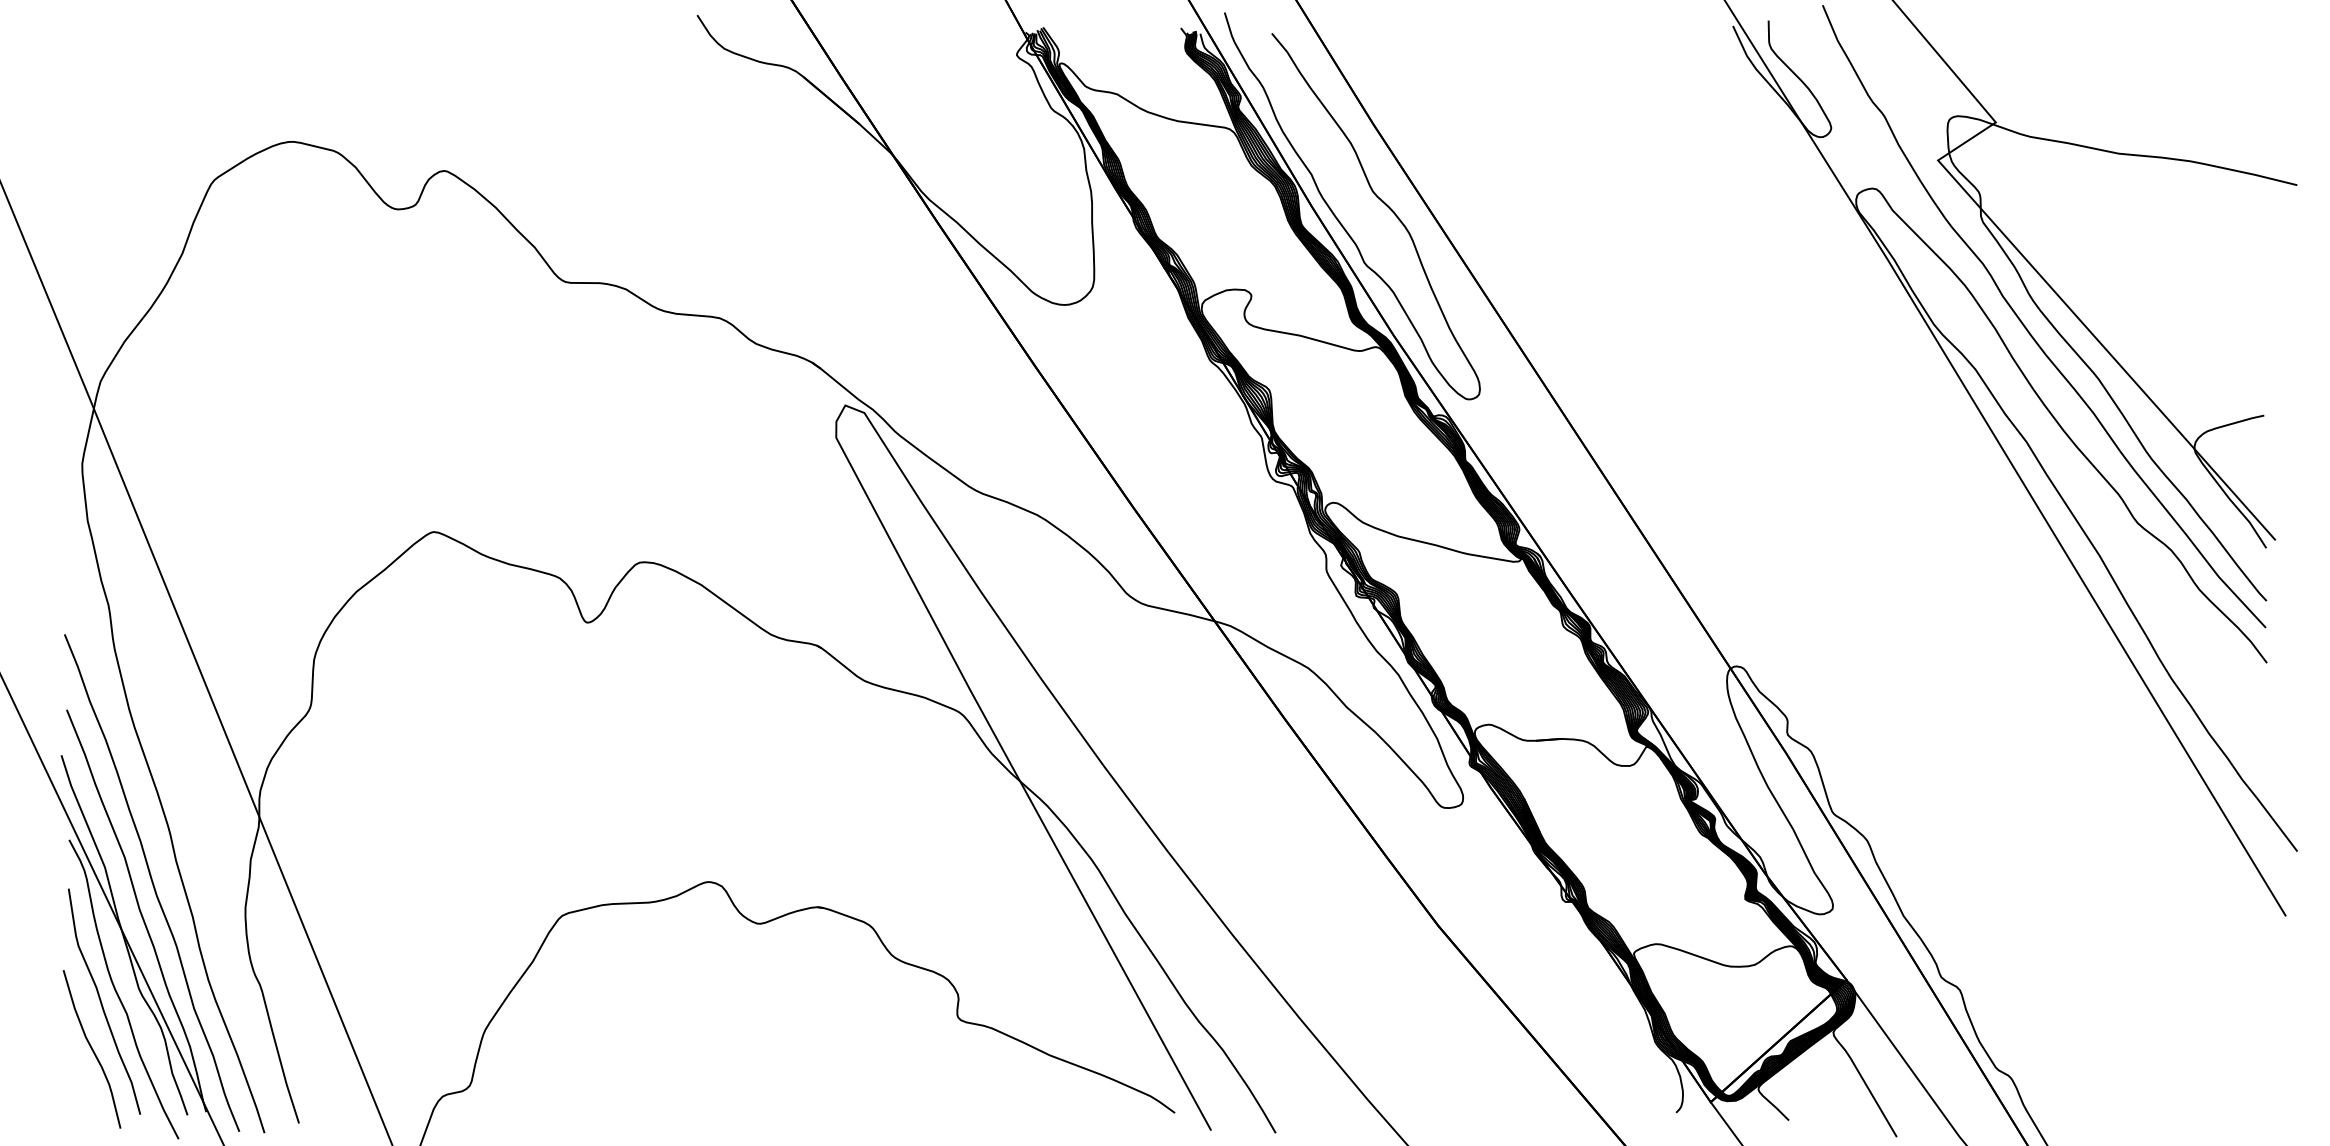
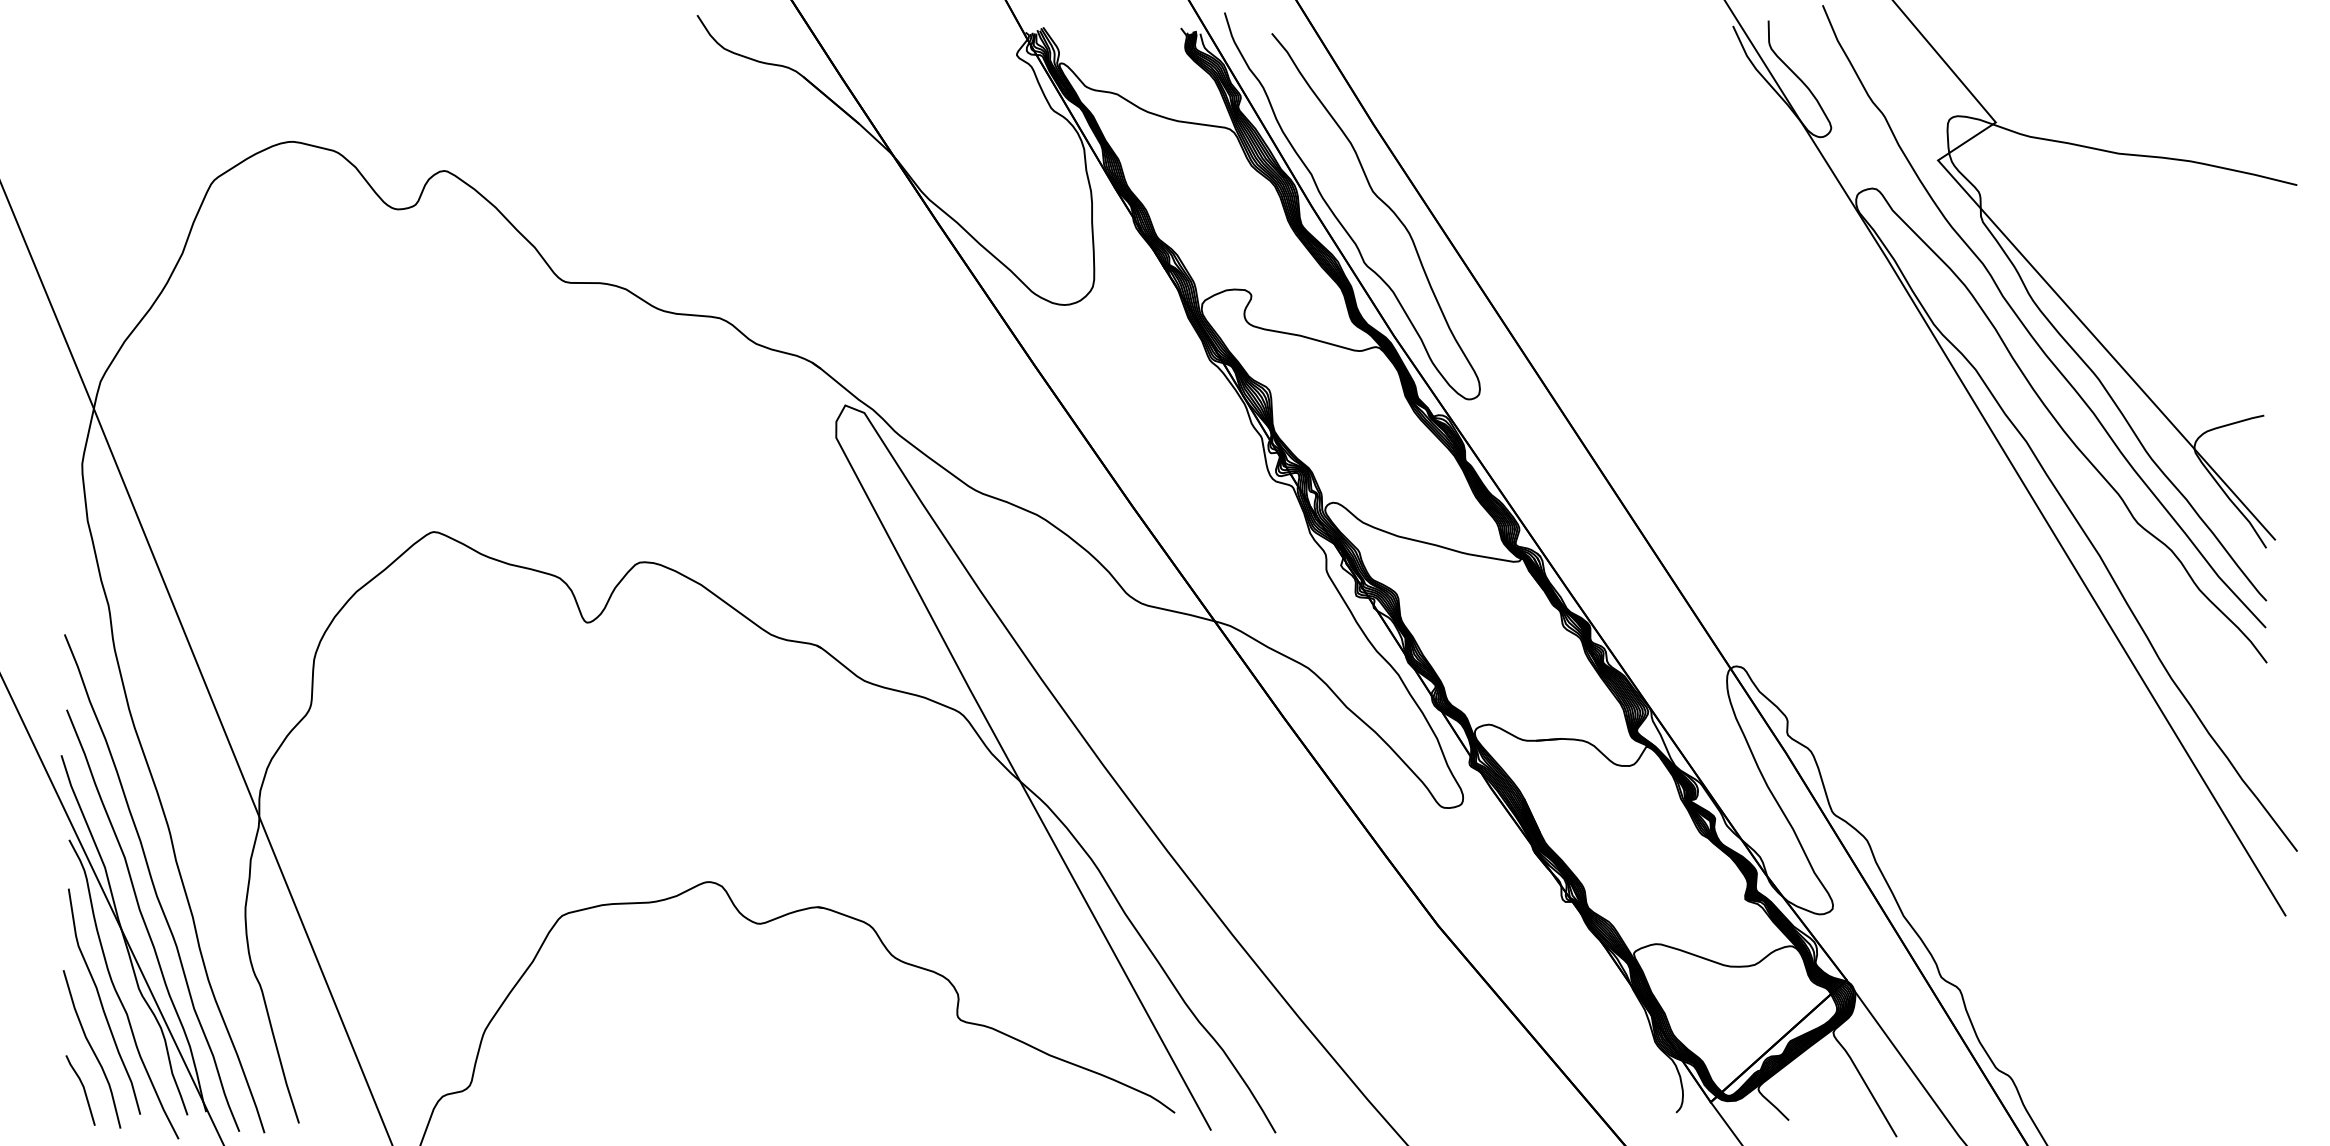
line: none -> present (83, 1090)
